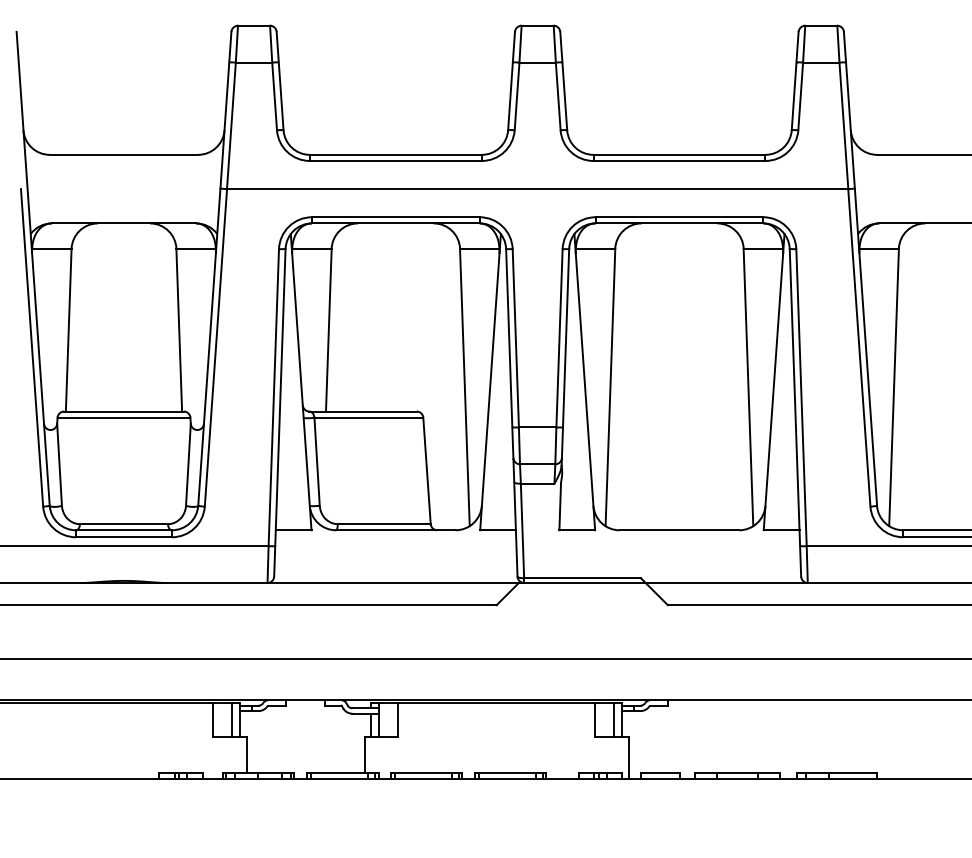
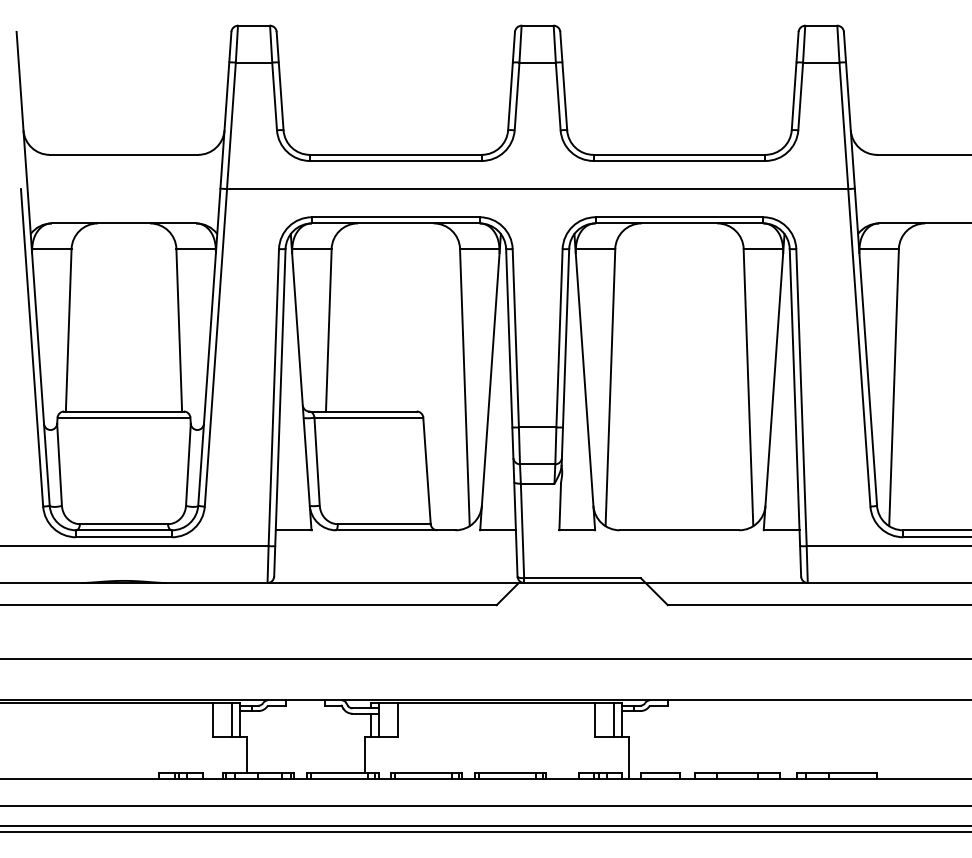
line: none -> present (485, 805)
line: none -> present (485, 825)
line: none -> present (485, 832)
